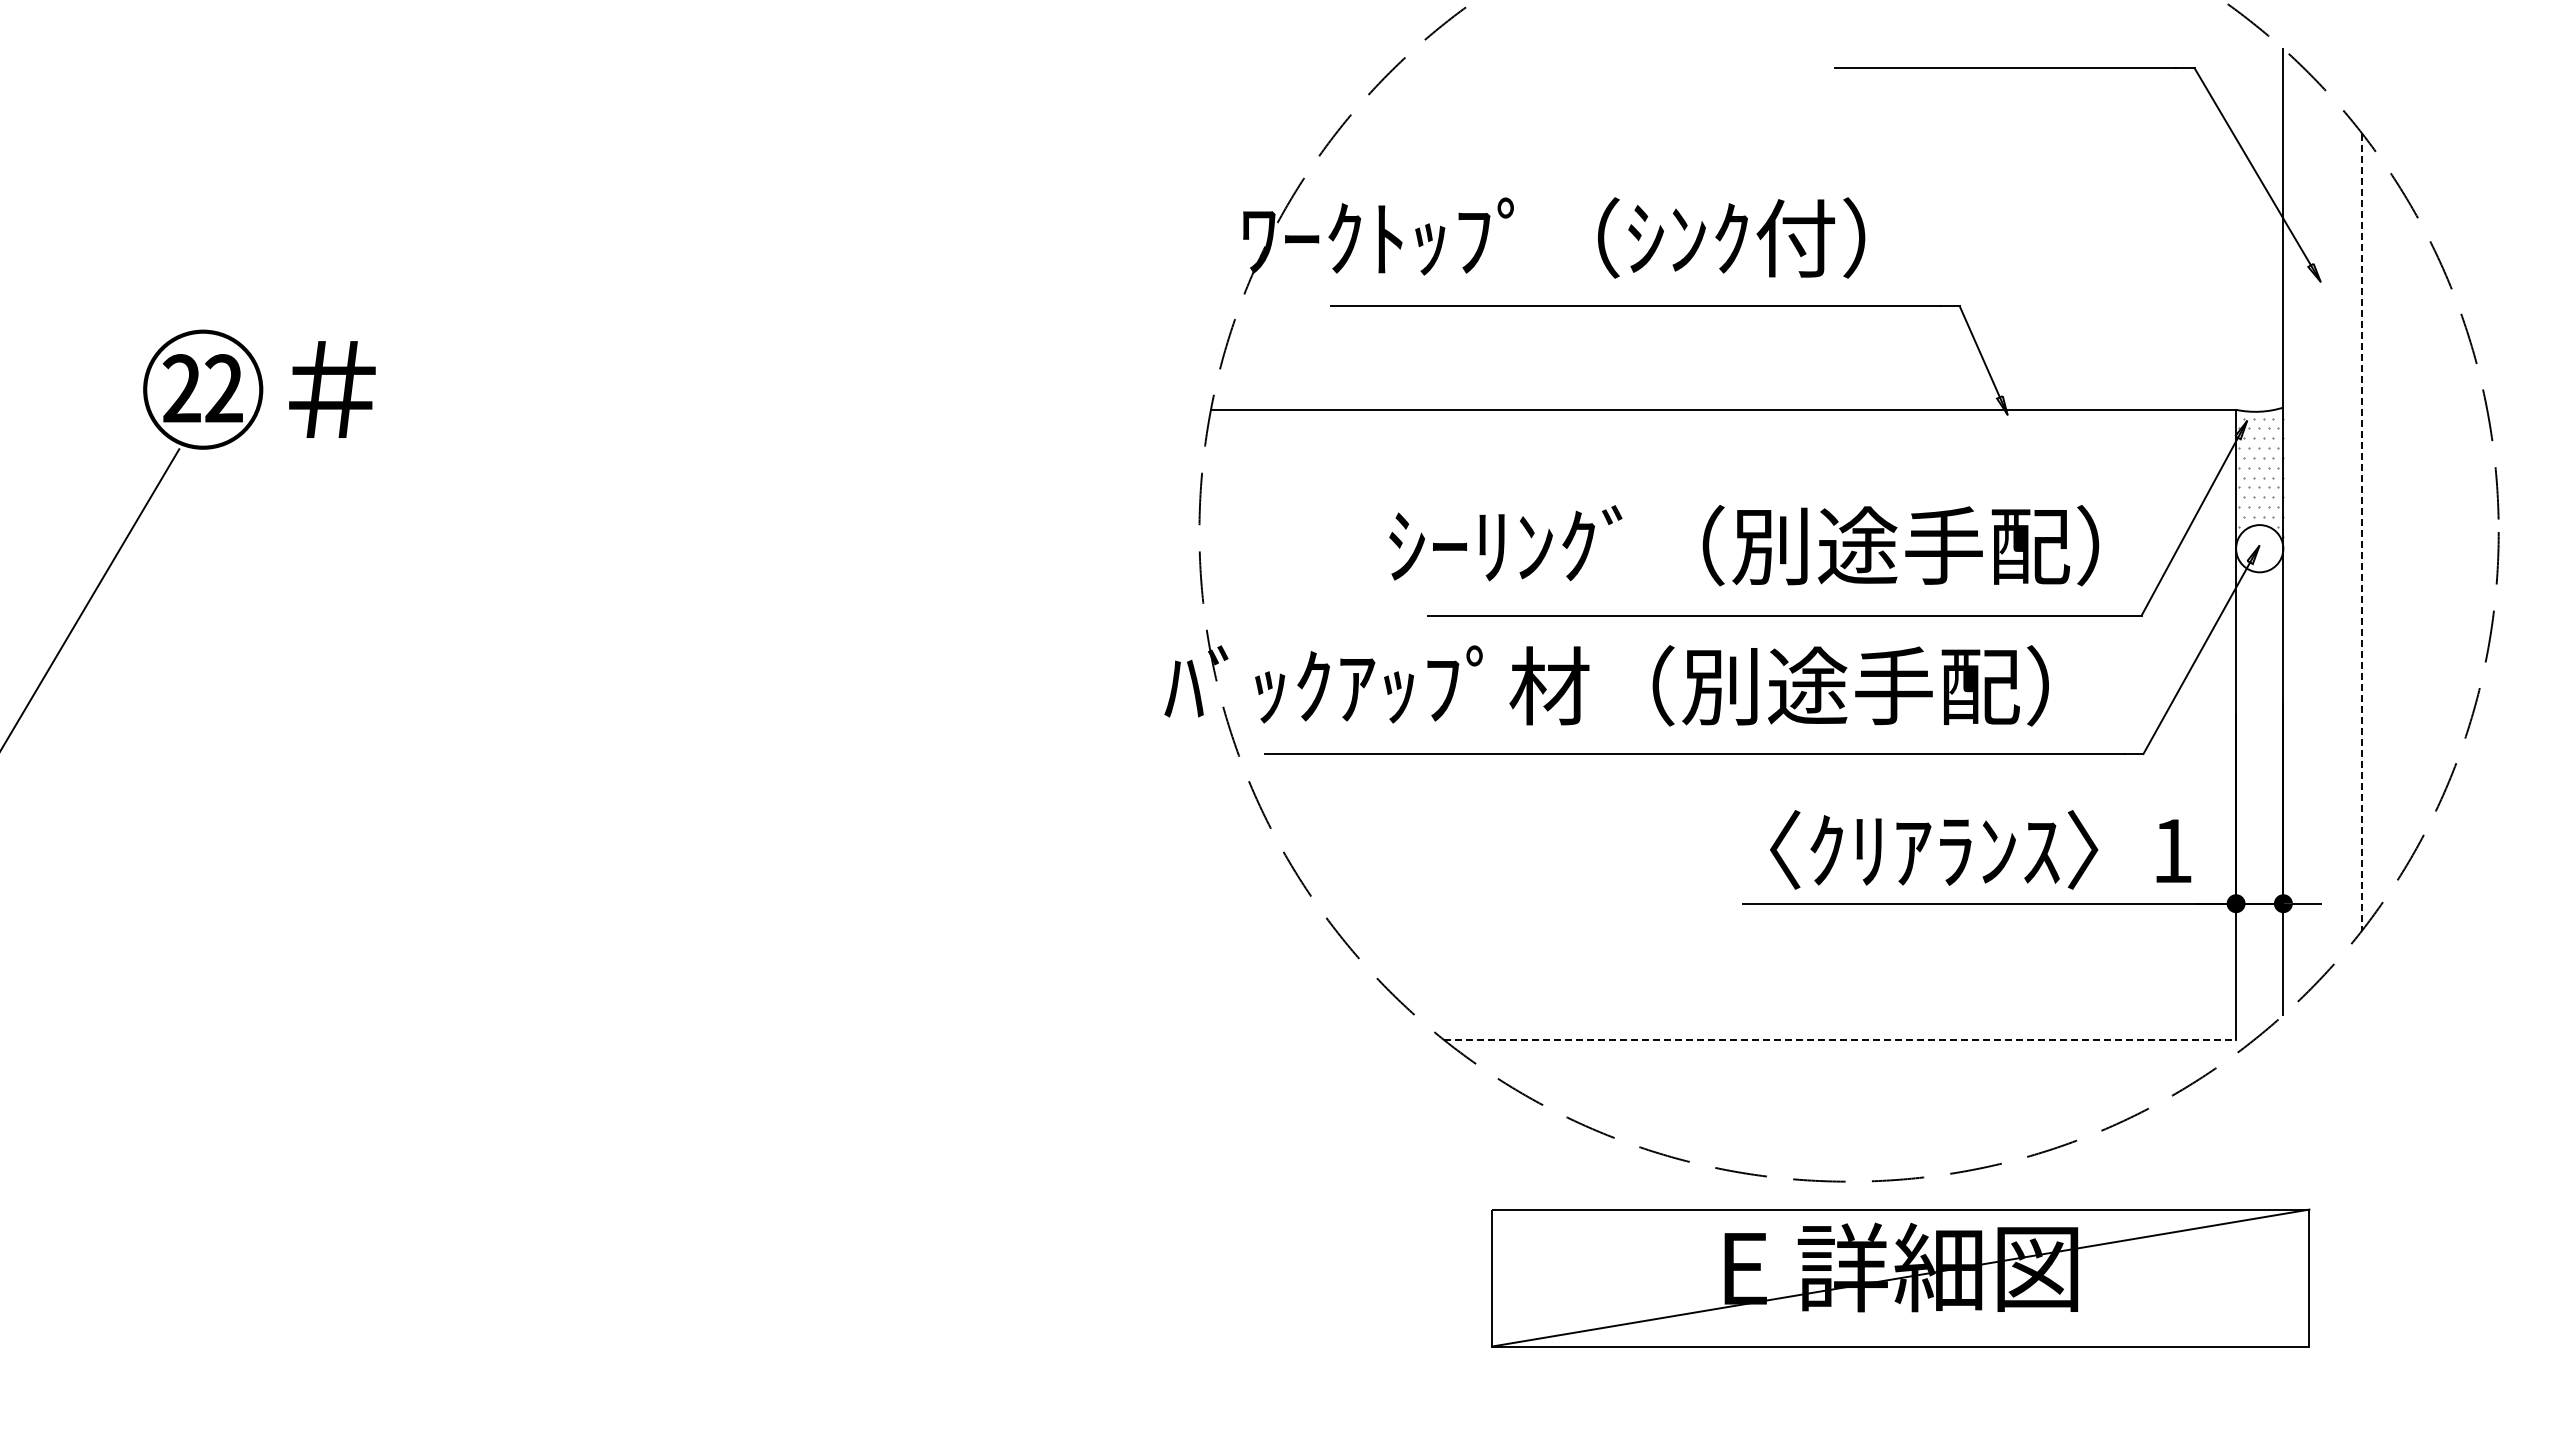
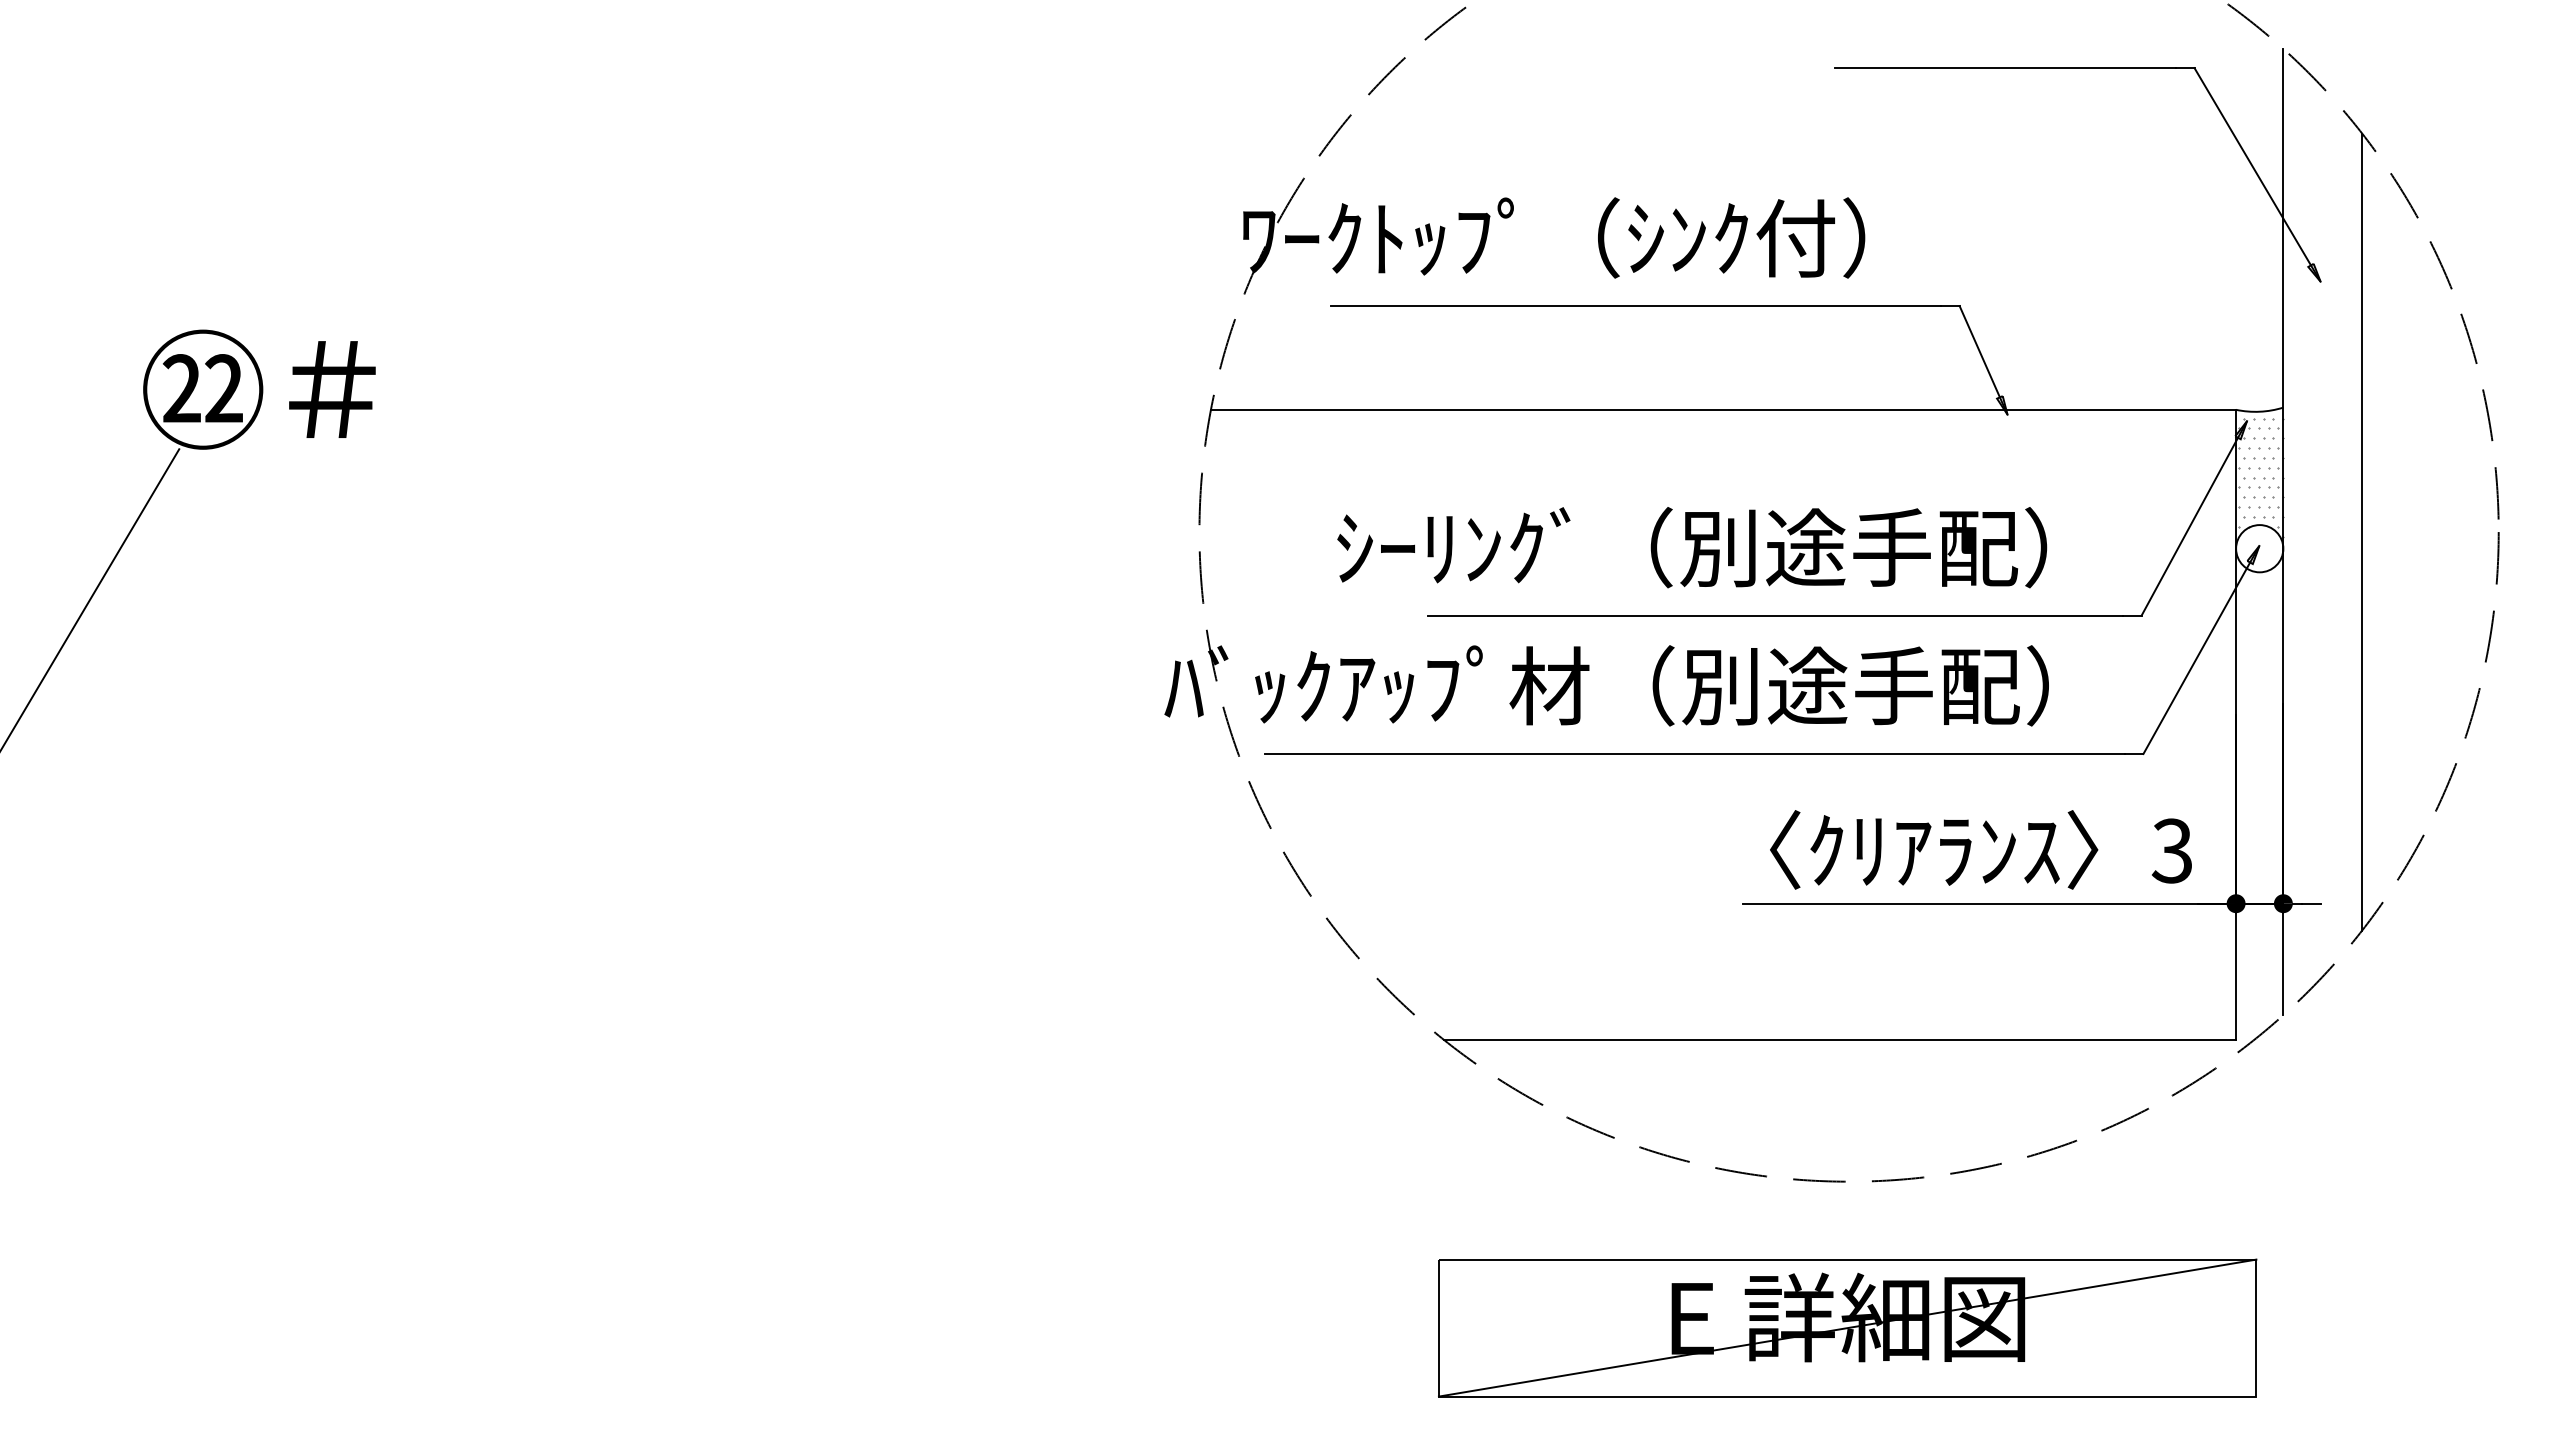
line: dashed -> solid (2362, 532)
text position: (1744, 545) -> (1692, 547) (1692, 547)
text: 1 -> 3 (2171, 850)
line: dashed -> solid (1840, 1039)
part position: (1900, 1277) -> (1847, 1327) (1847, 1327)
